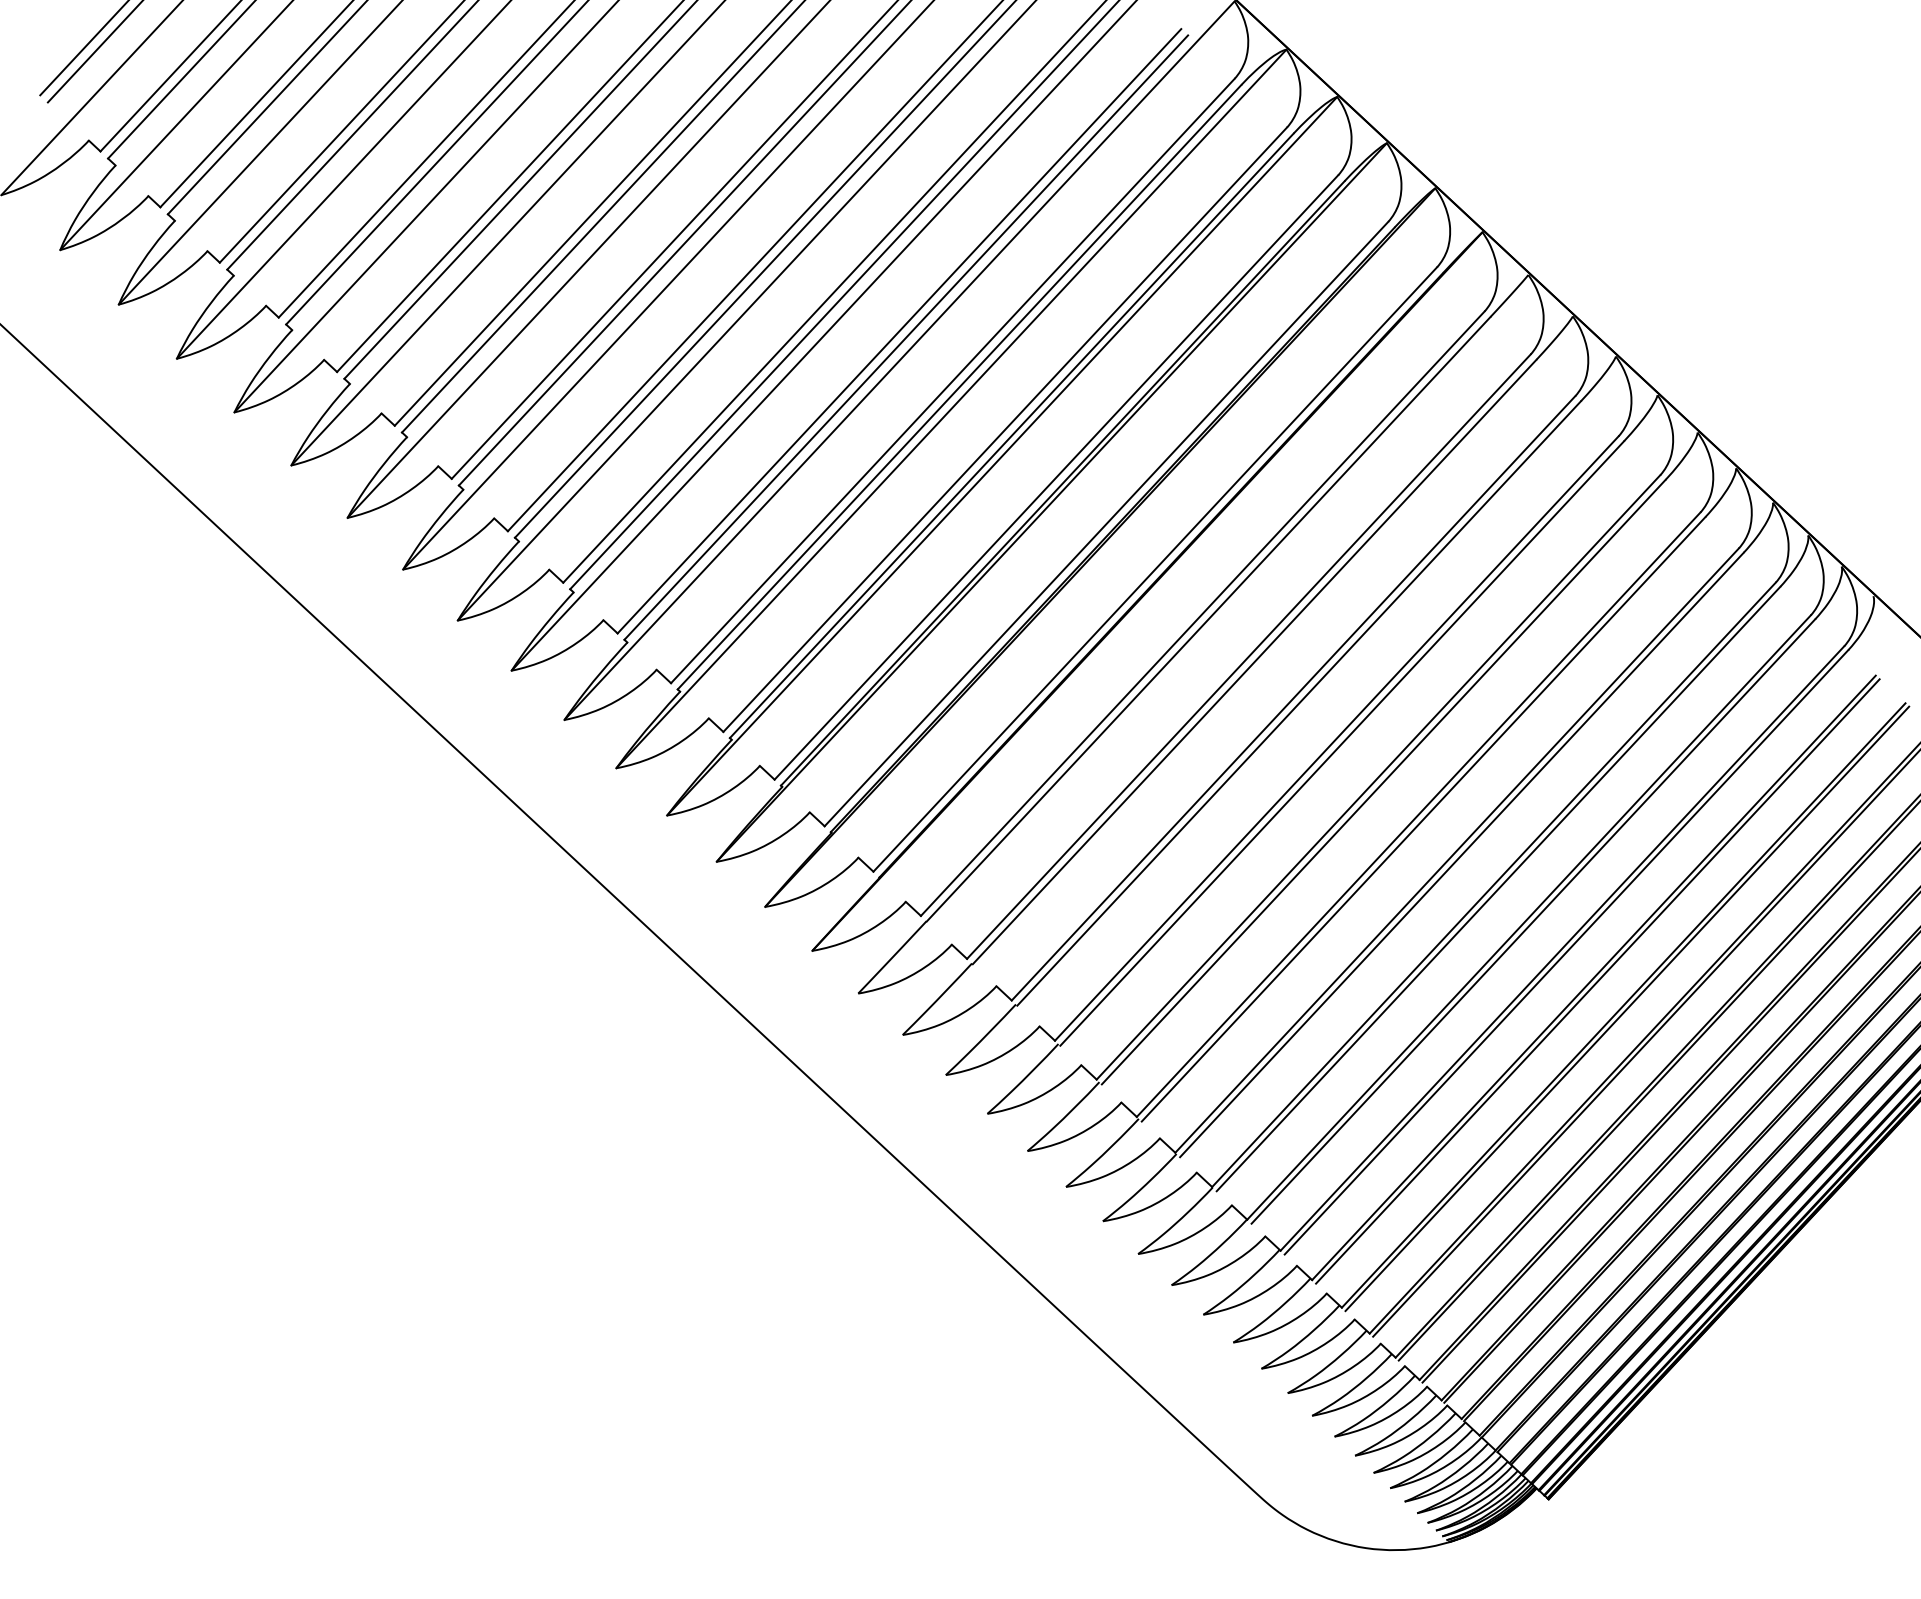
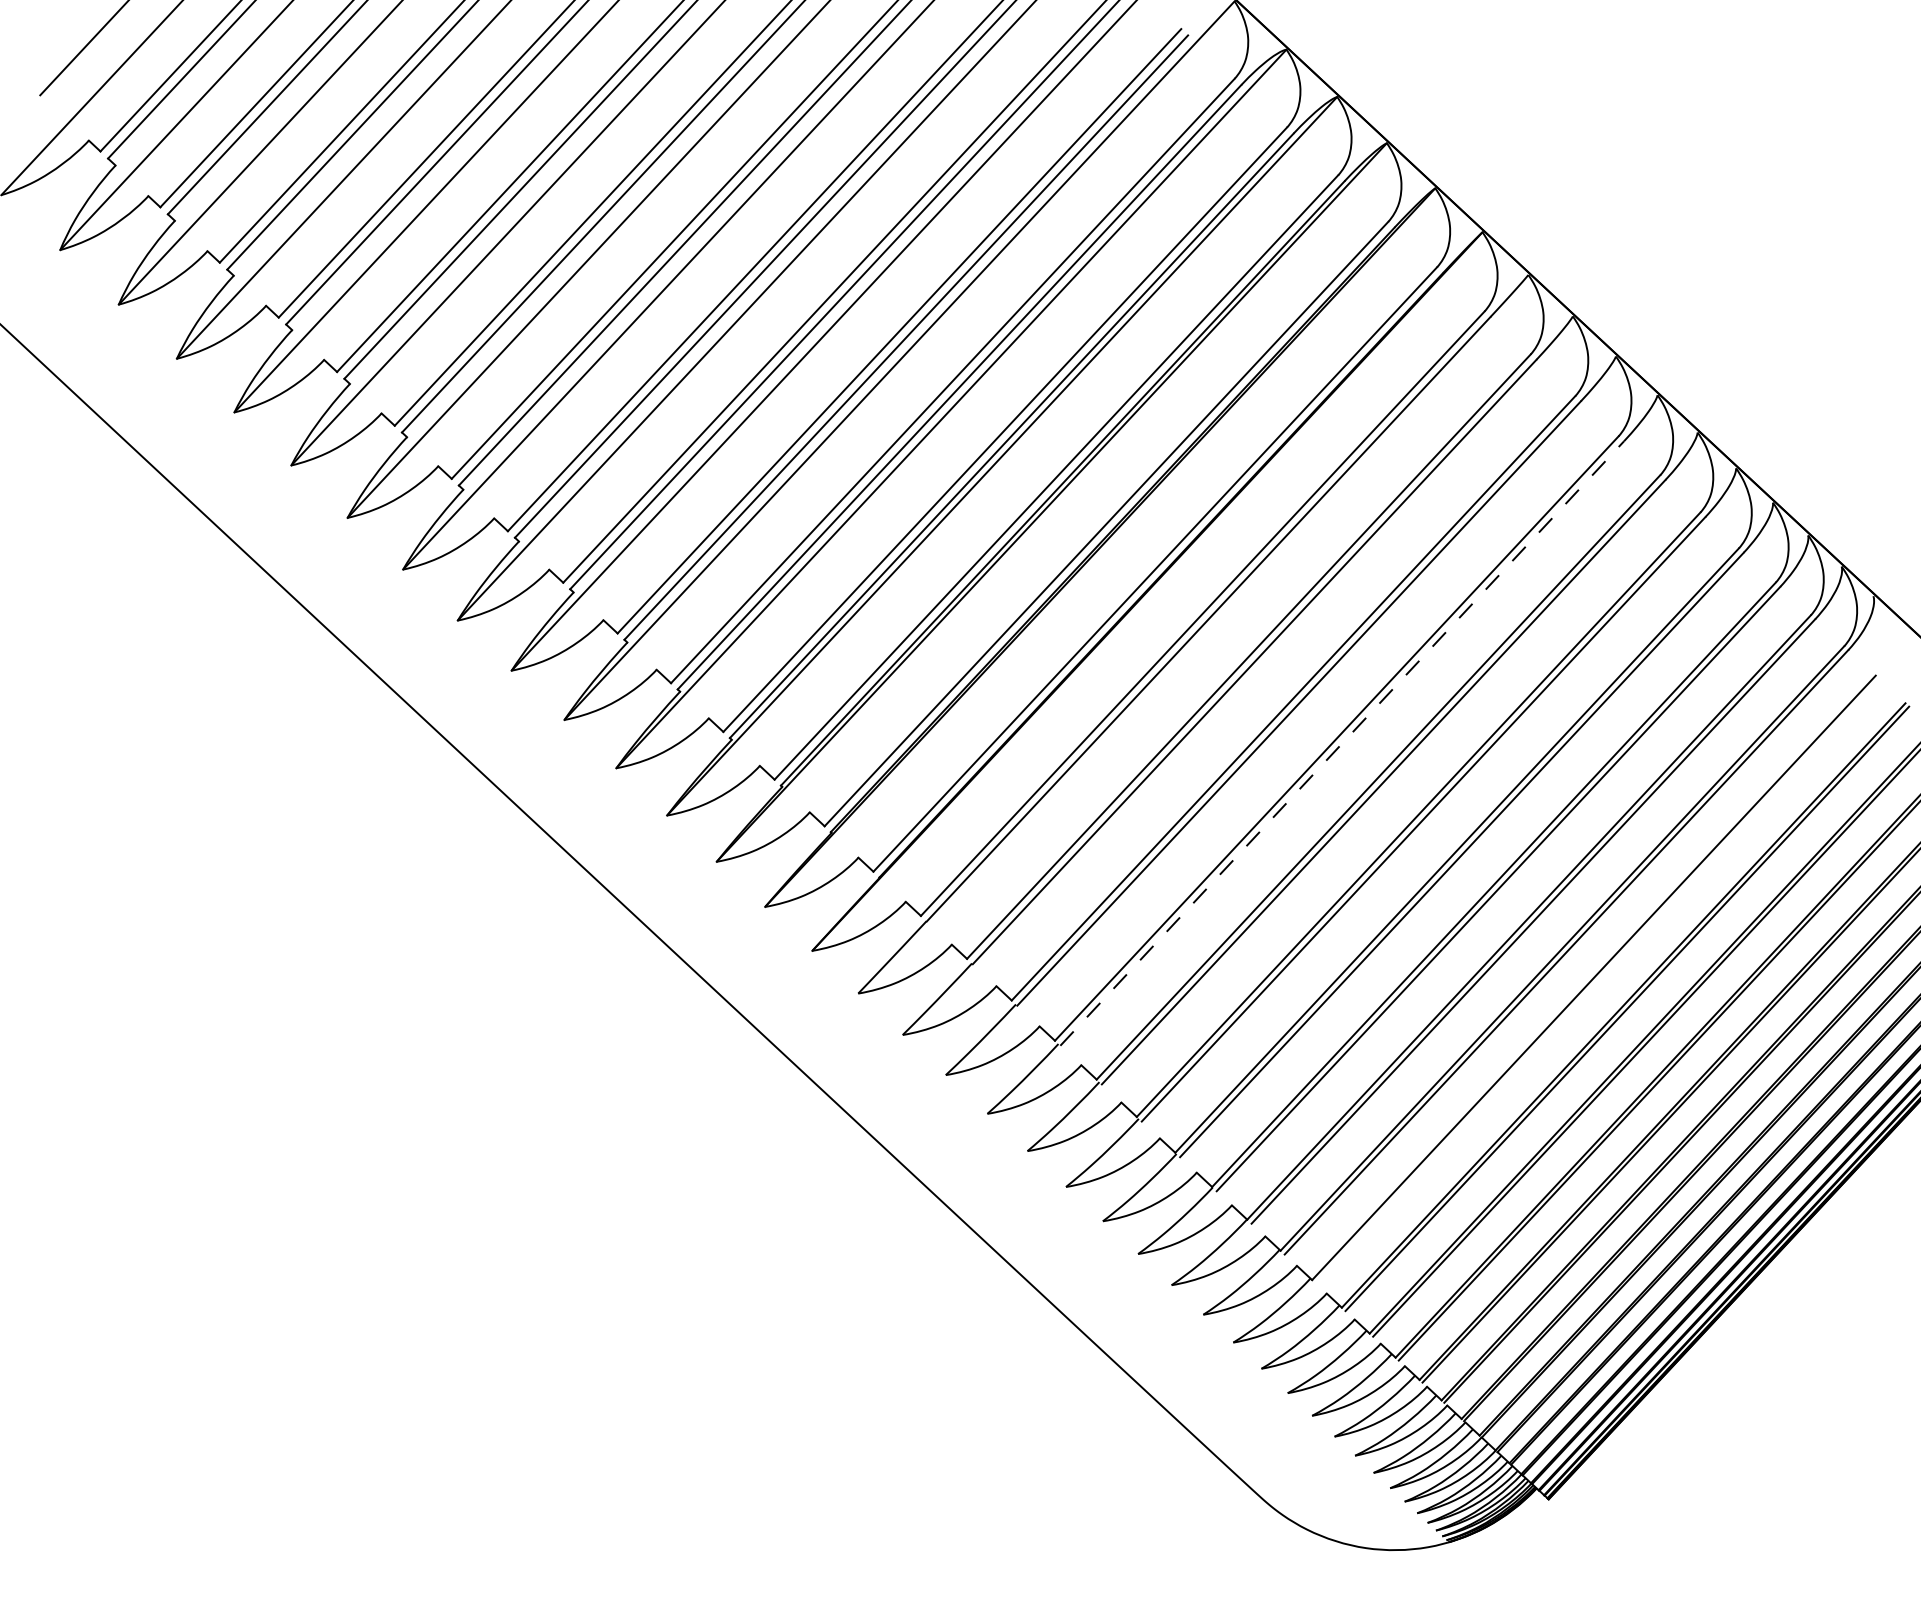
line: present -> none (94, 52)
line: solid -> dashed (1342, 743)
line: present -> none (1597, 981)
